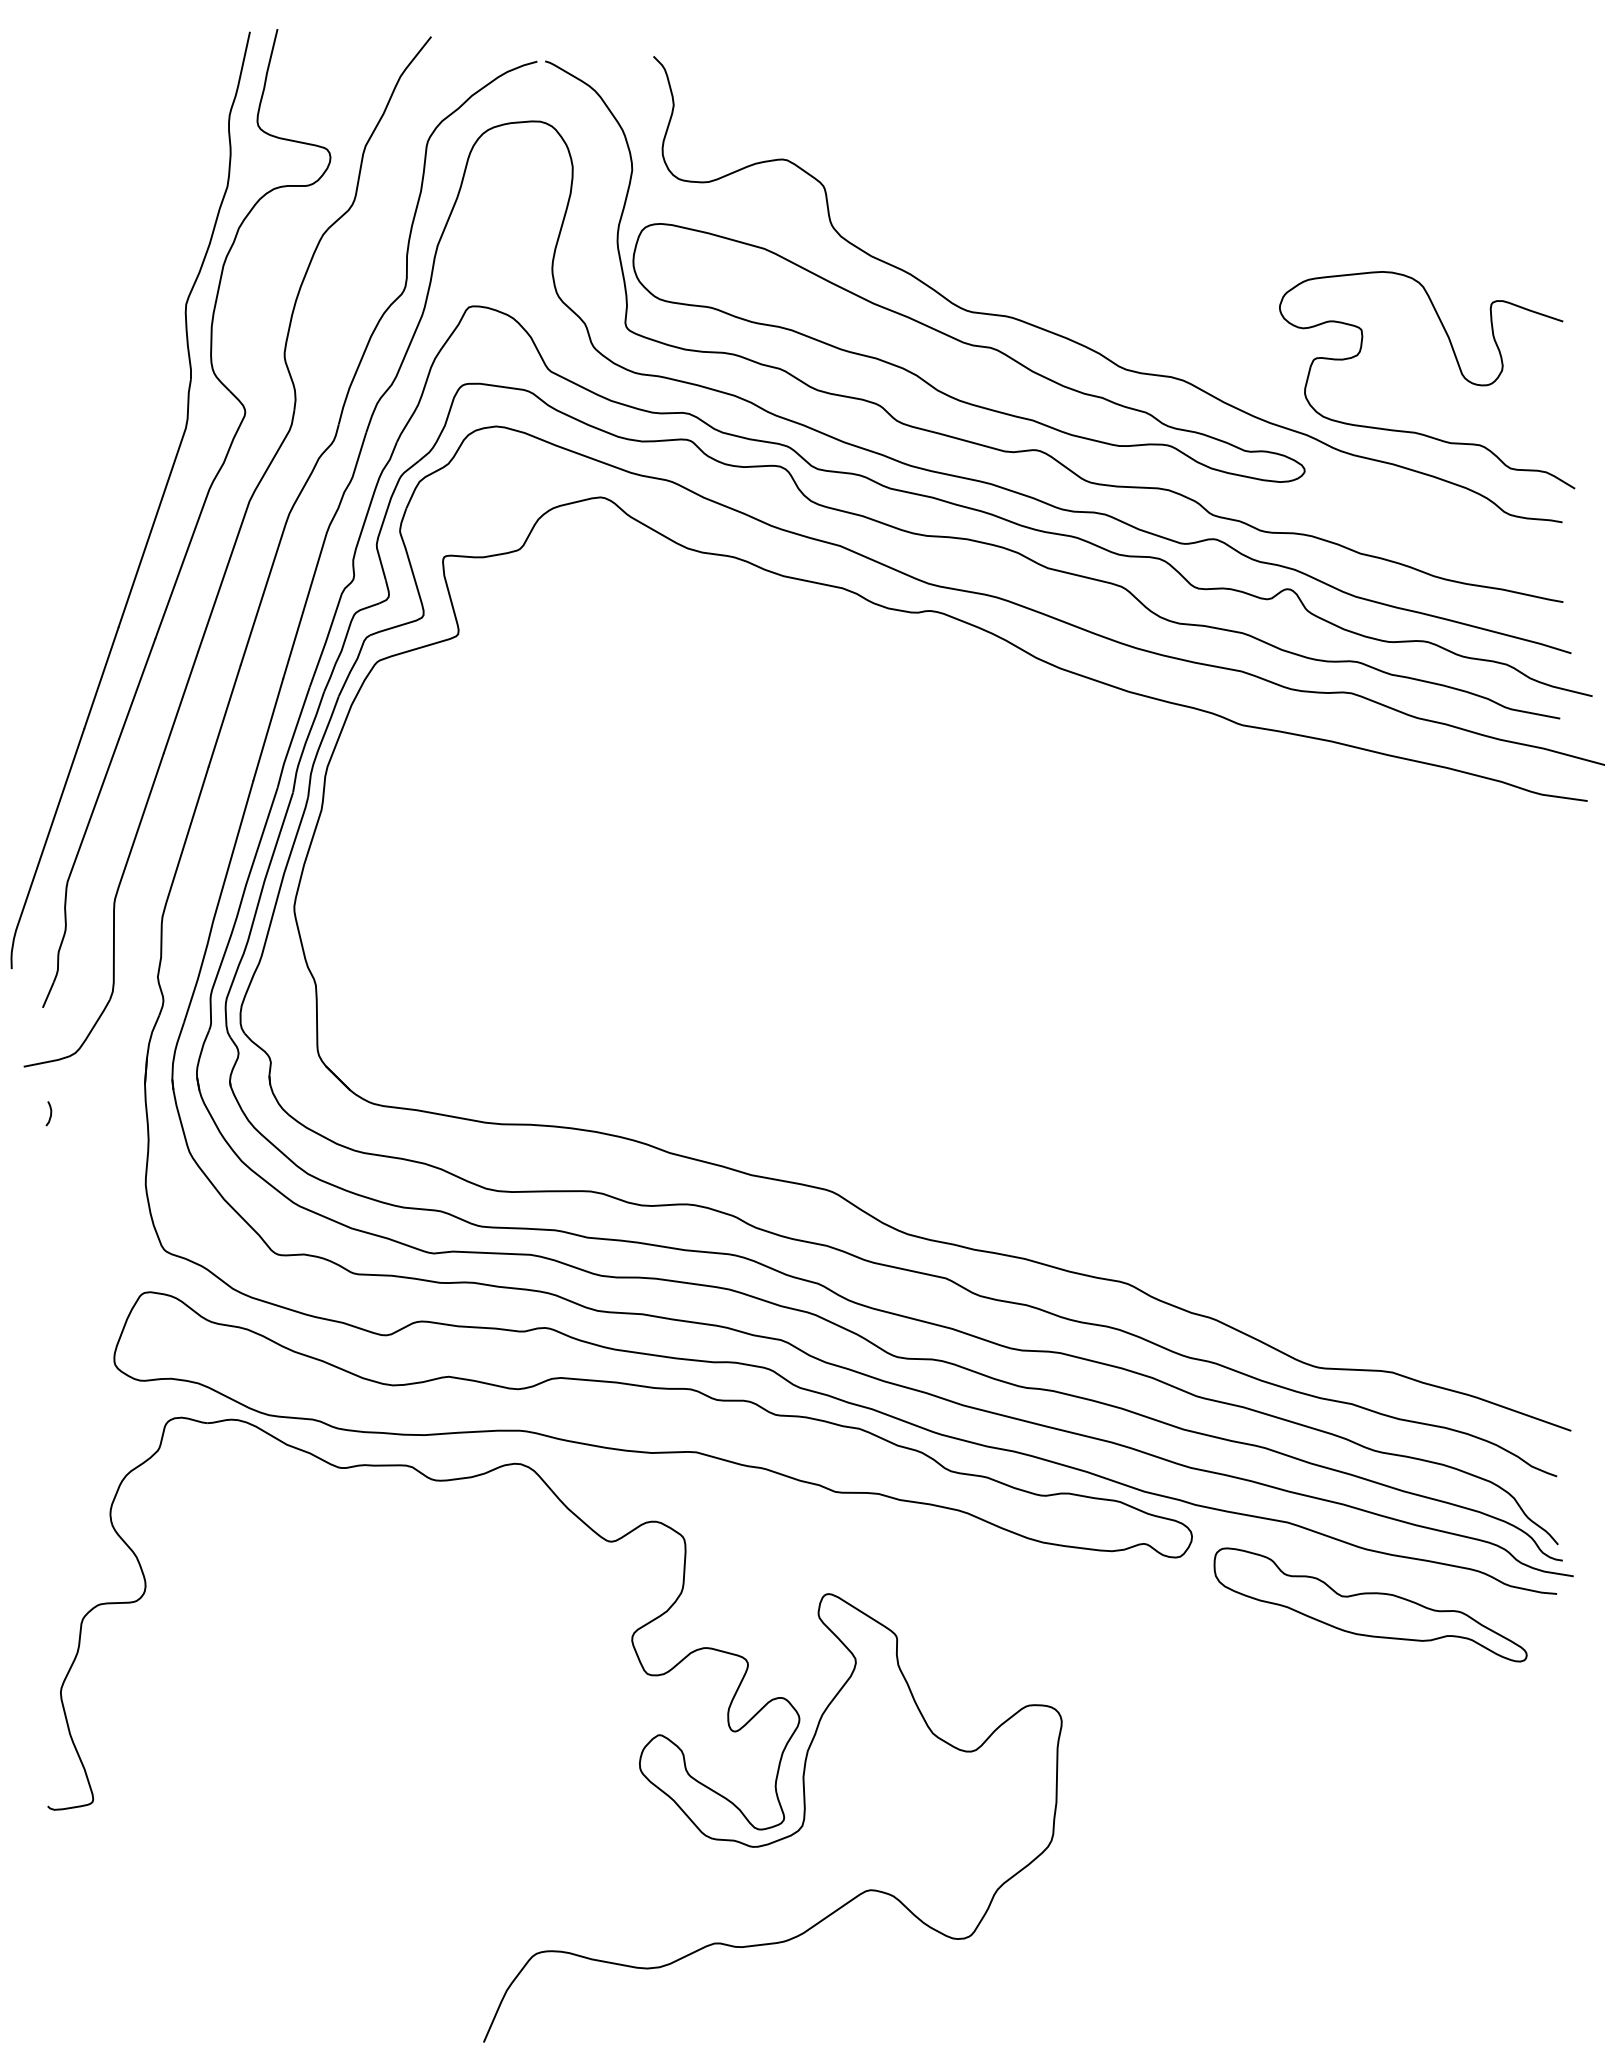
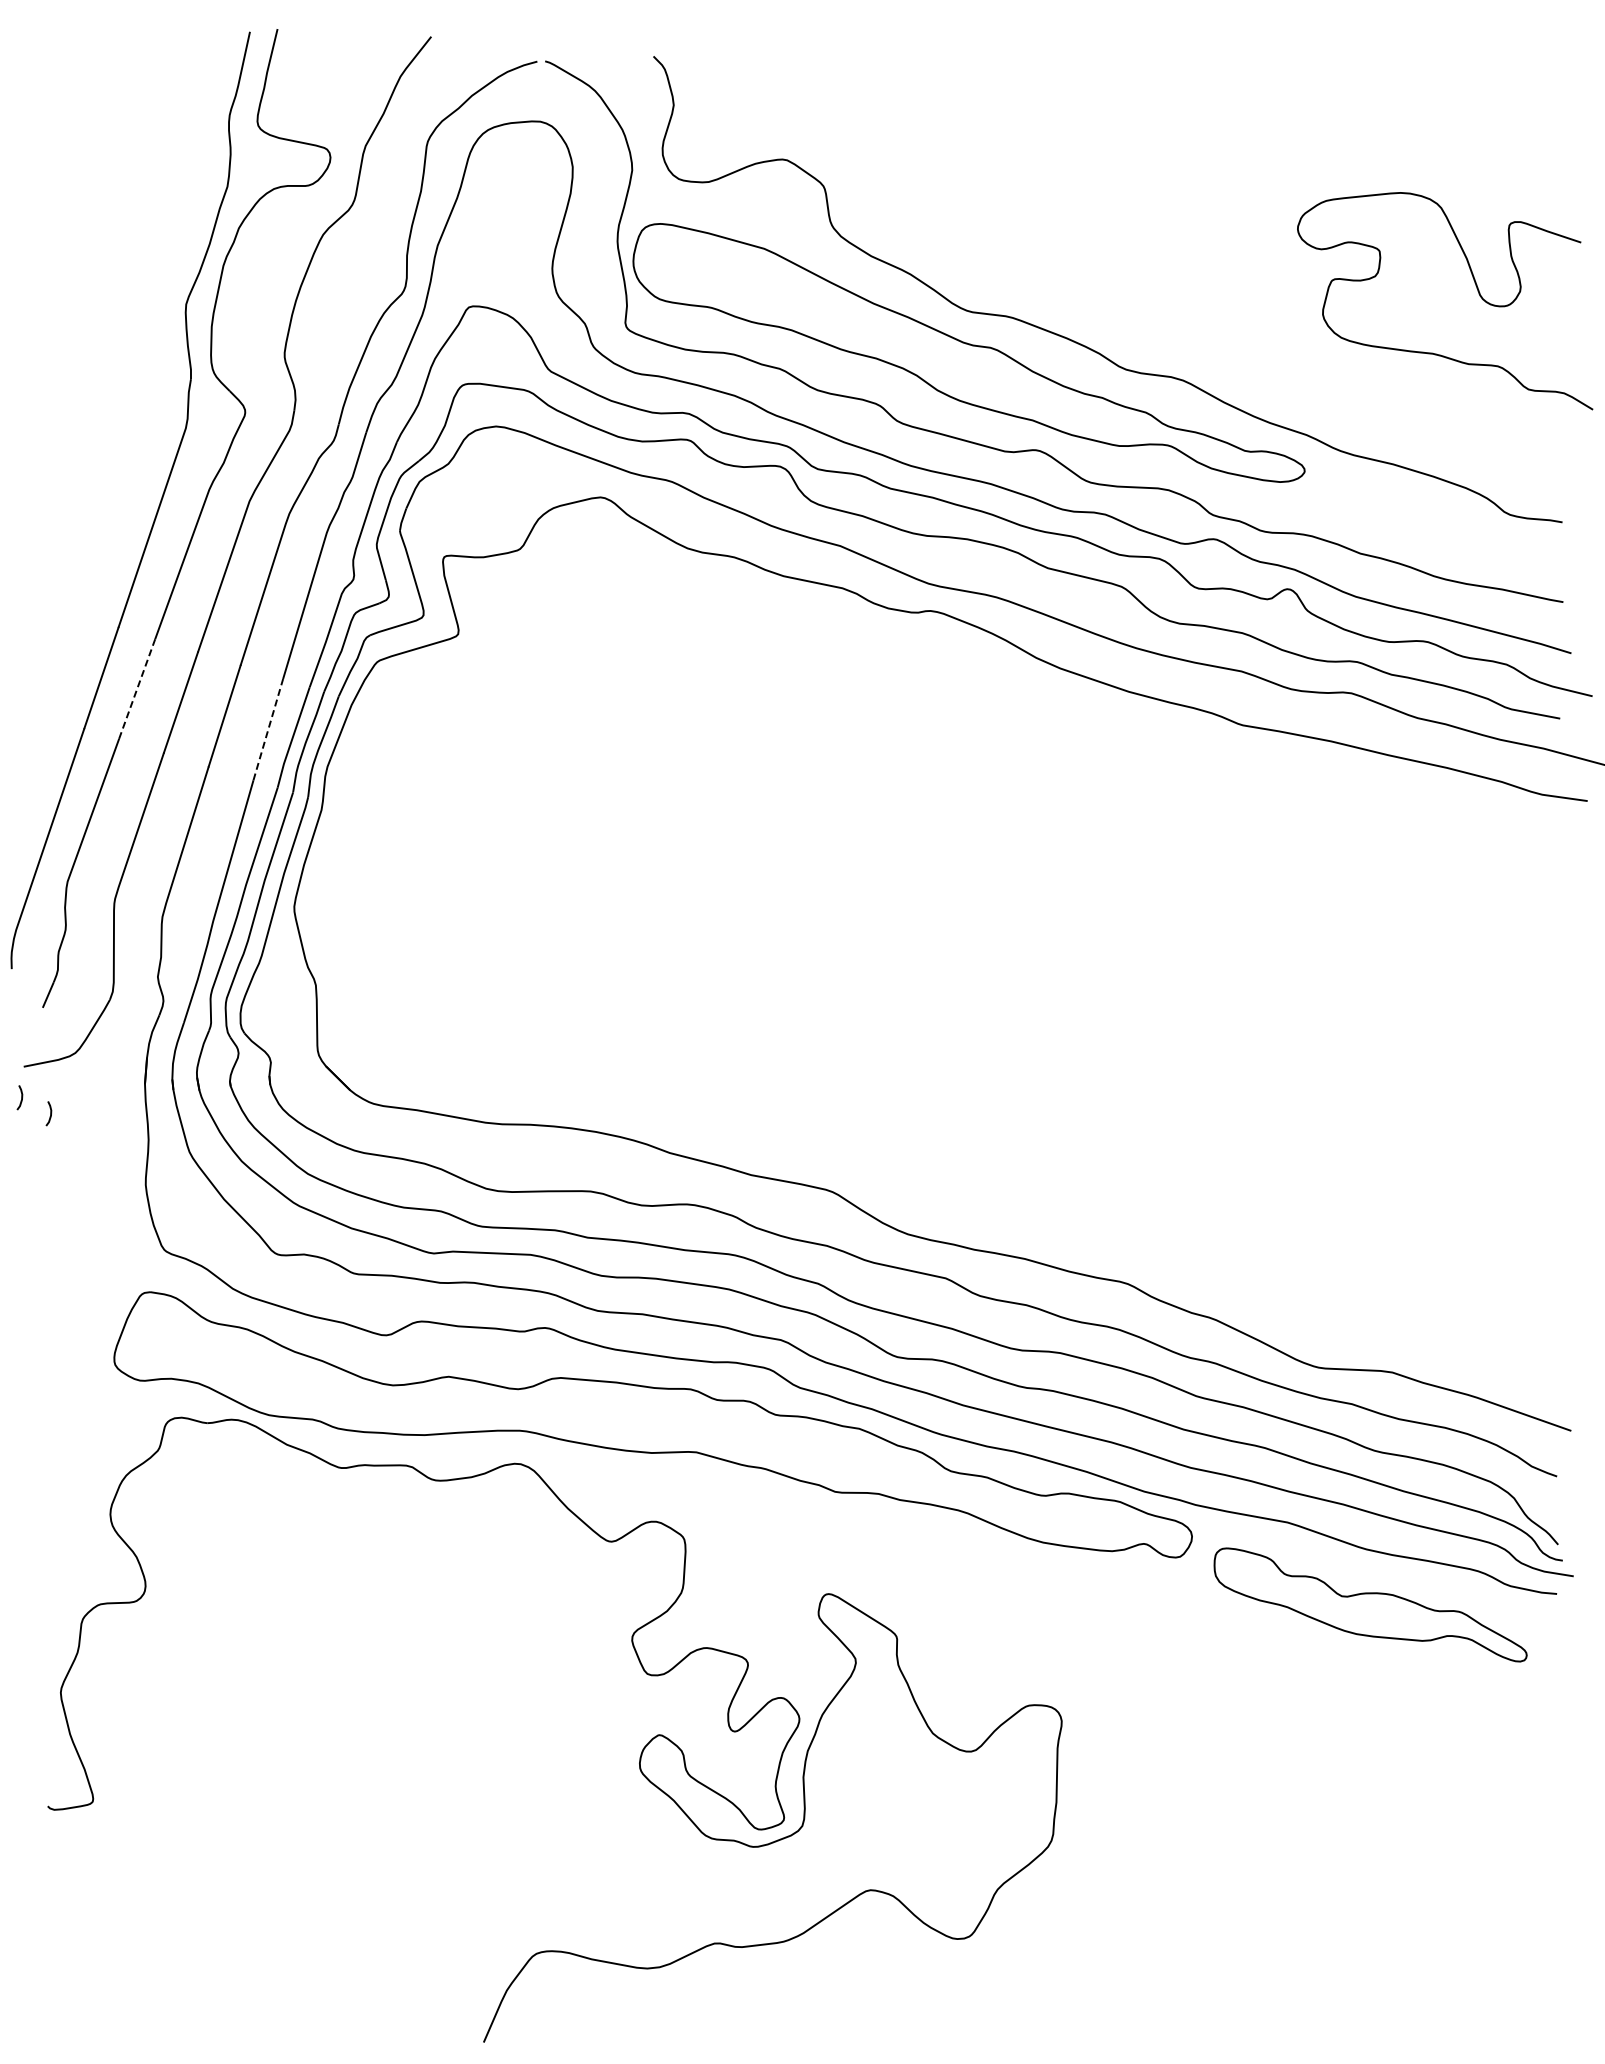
curve position: (1459, 370) -> (1477, 291) (1477, 291)
line: solid -> dashed (137, 689)
line: solid -> dashed (268, 729)
curve: none -> present (21, 1097)
